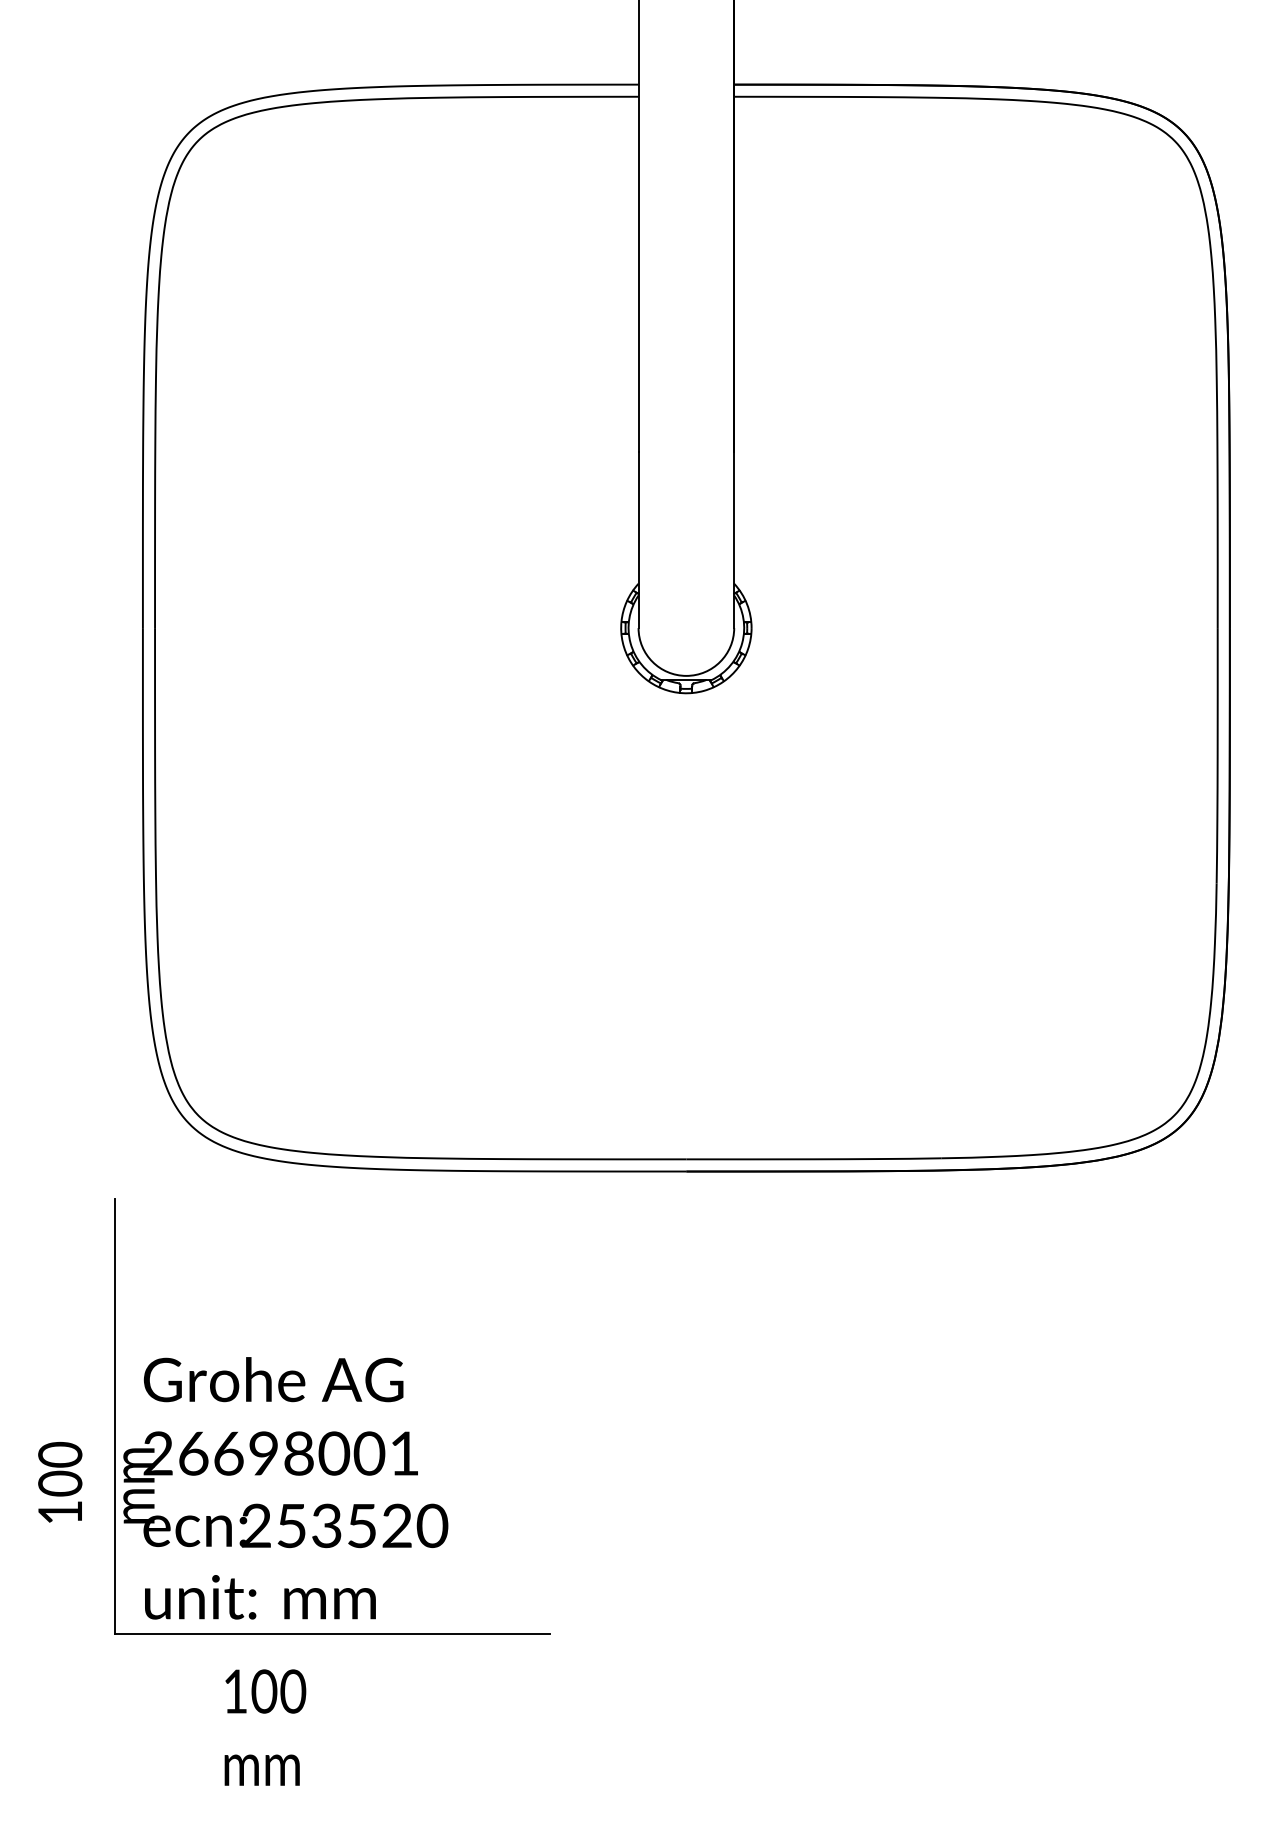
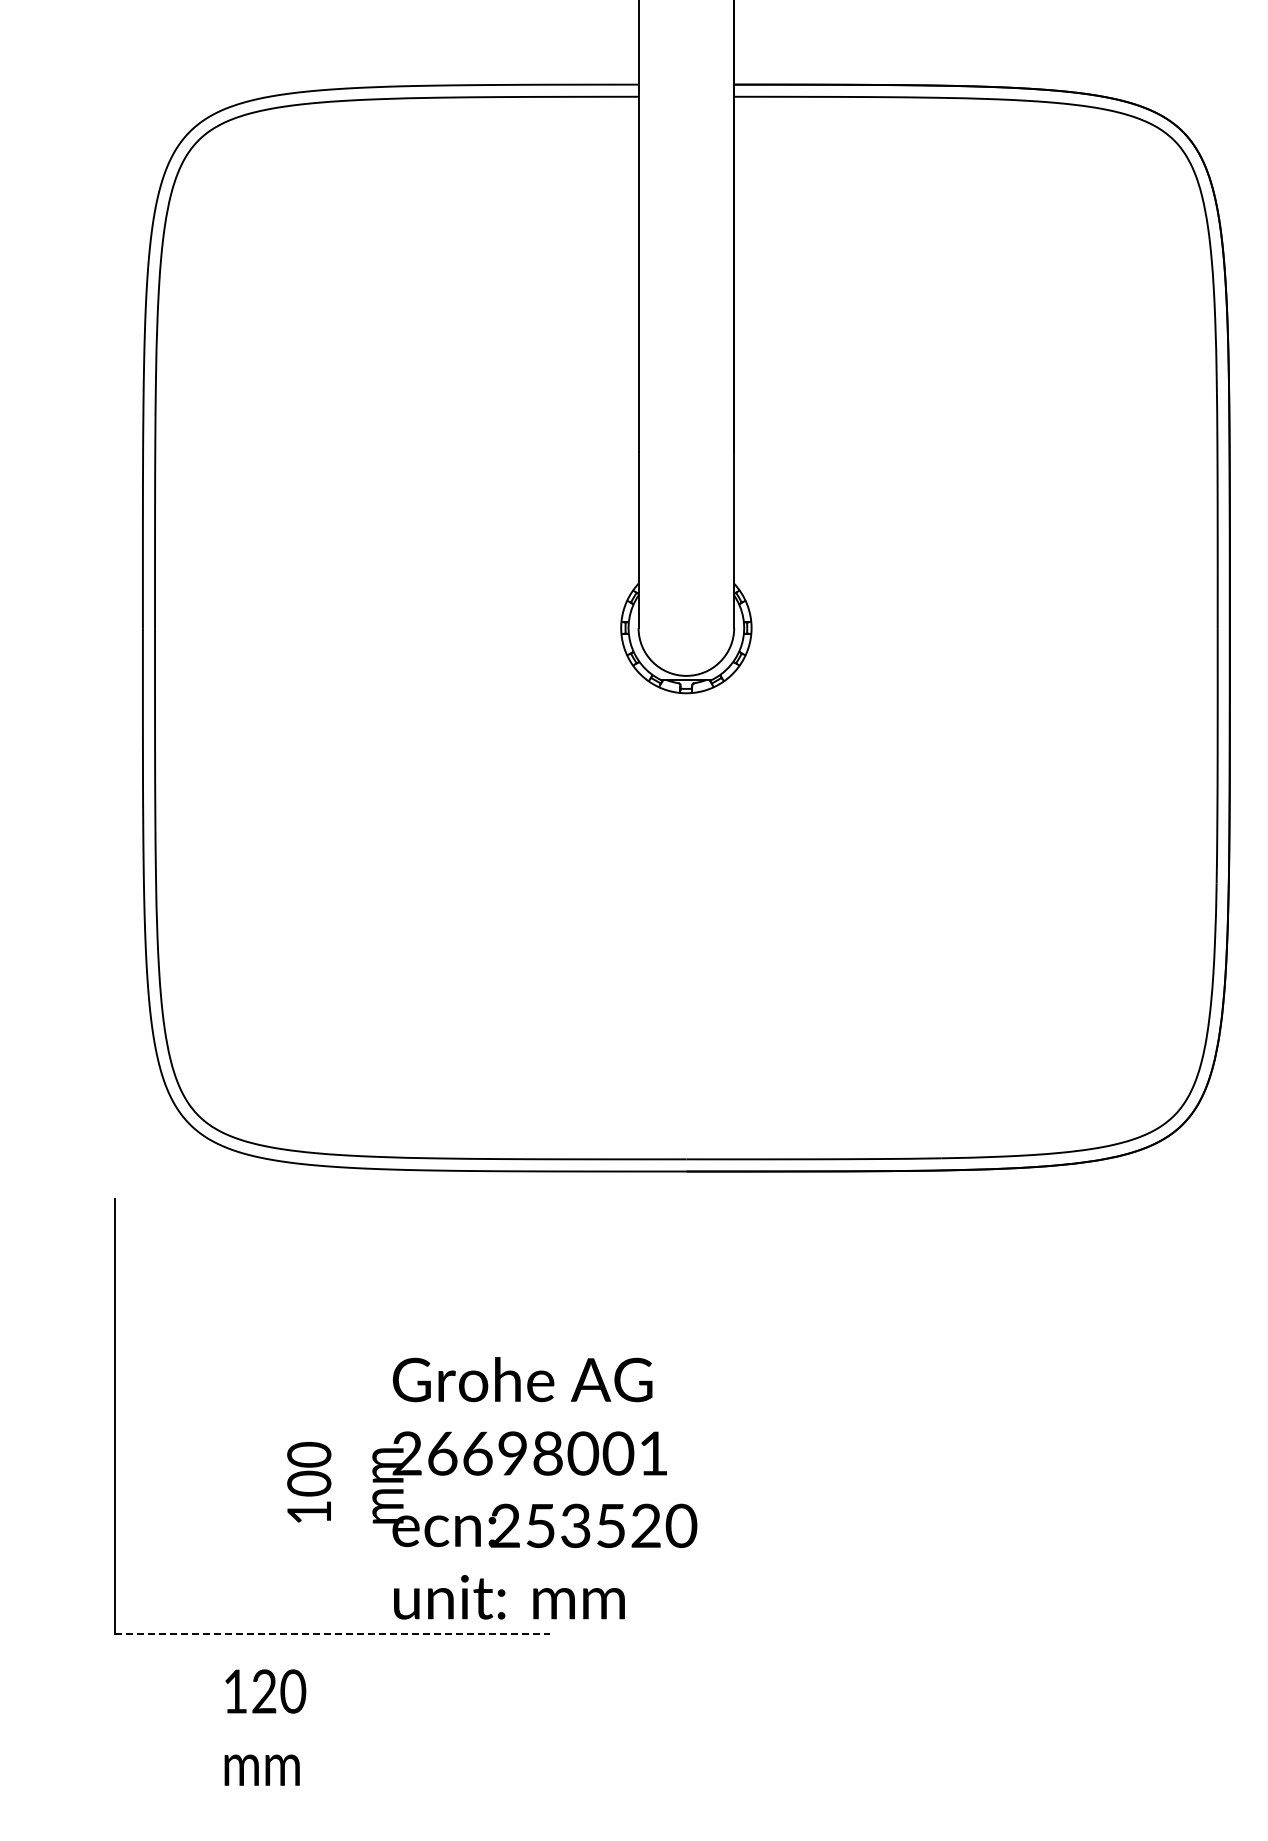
text position: (243, 1488) -> (492, 1488) (492, 1488)
line: solid -> dashed (333, 1634)
text: 100 -> 120 (264, 1691)
